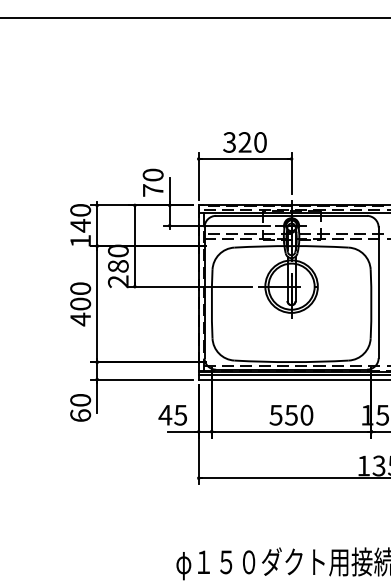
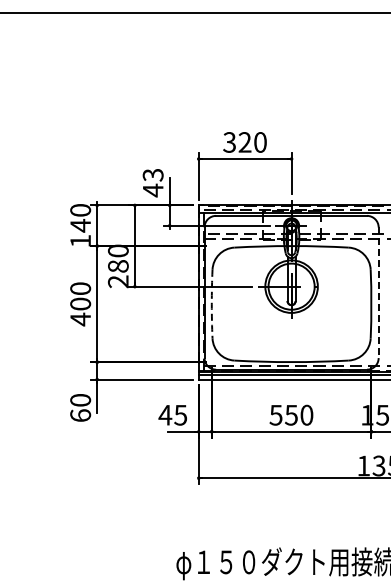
line position: (194, 17) -> (194, 12) (194, 12)
text: 70 -> 43 (153, 182)
line: solid -> dashed (378, 293)
arc: solid -> dashed (211, 304)
